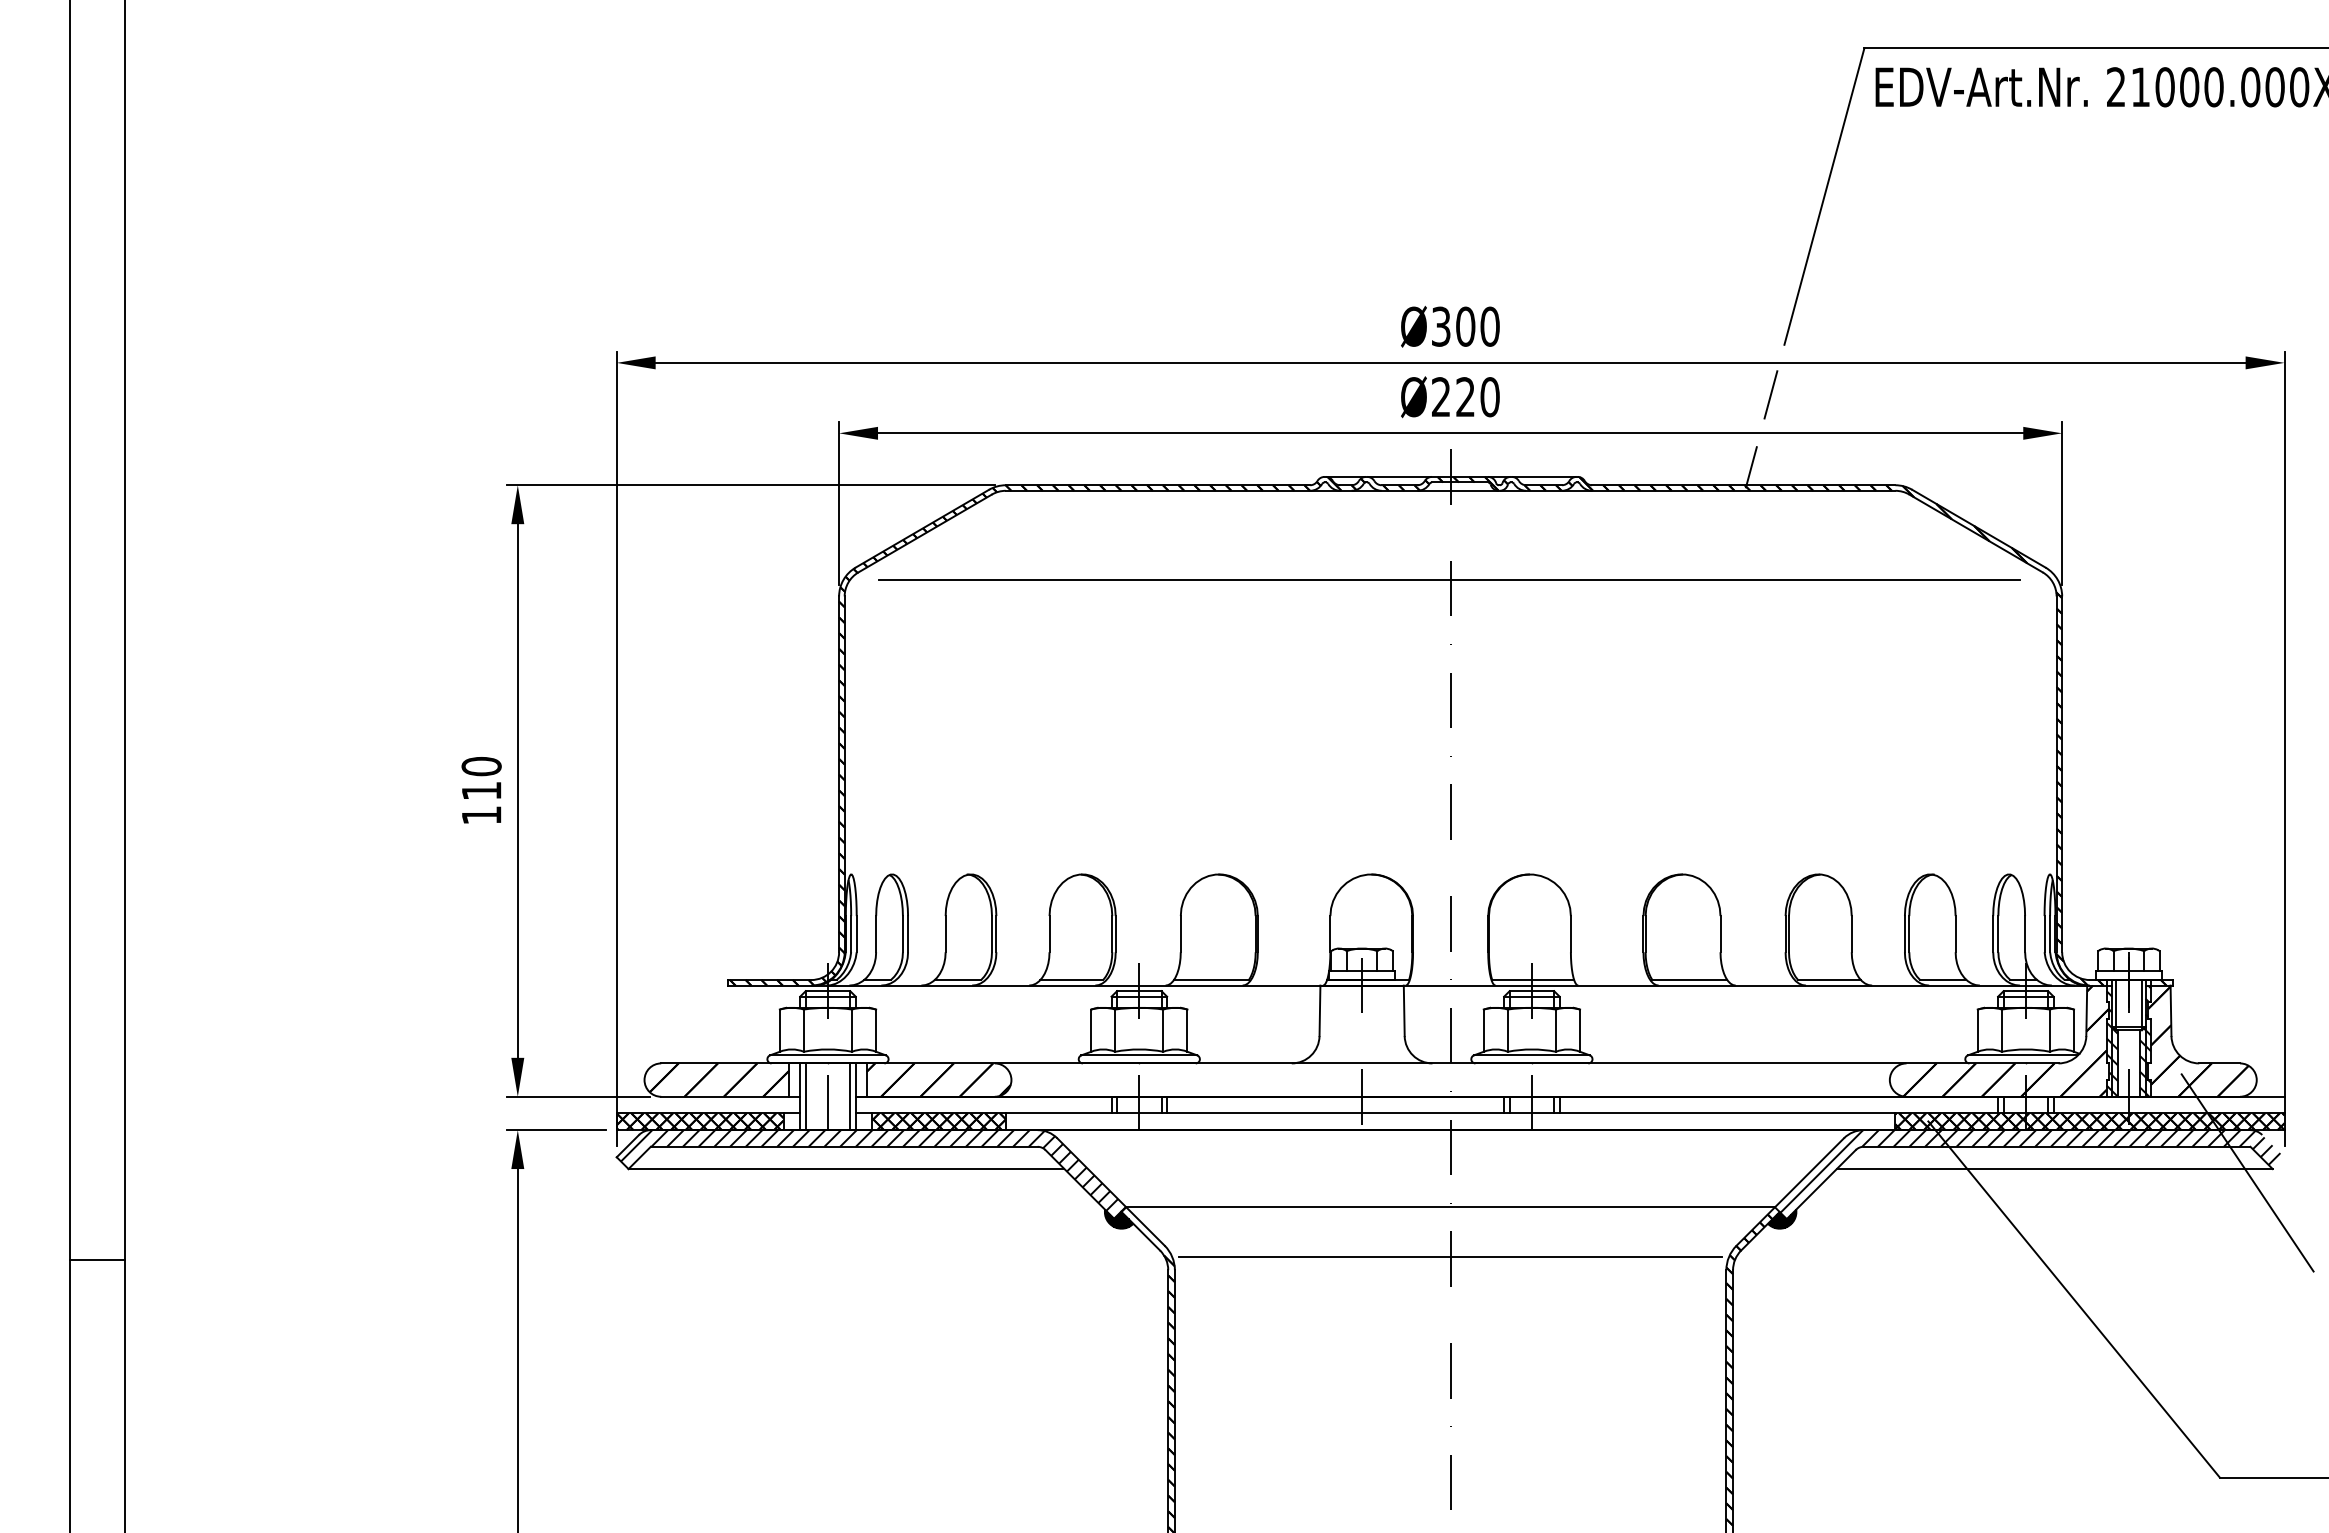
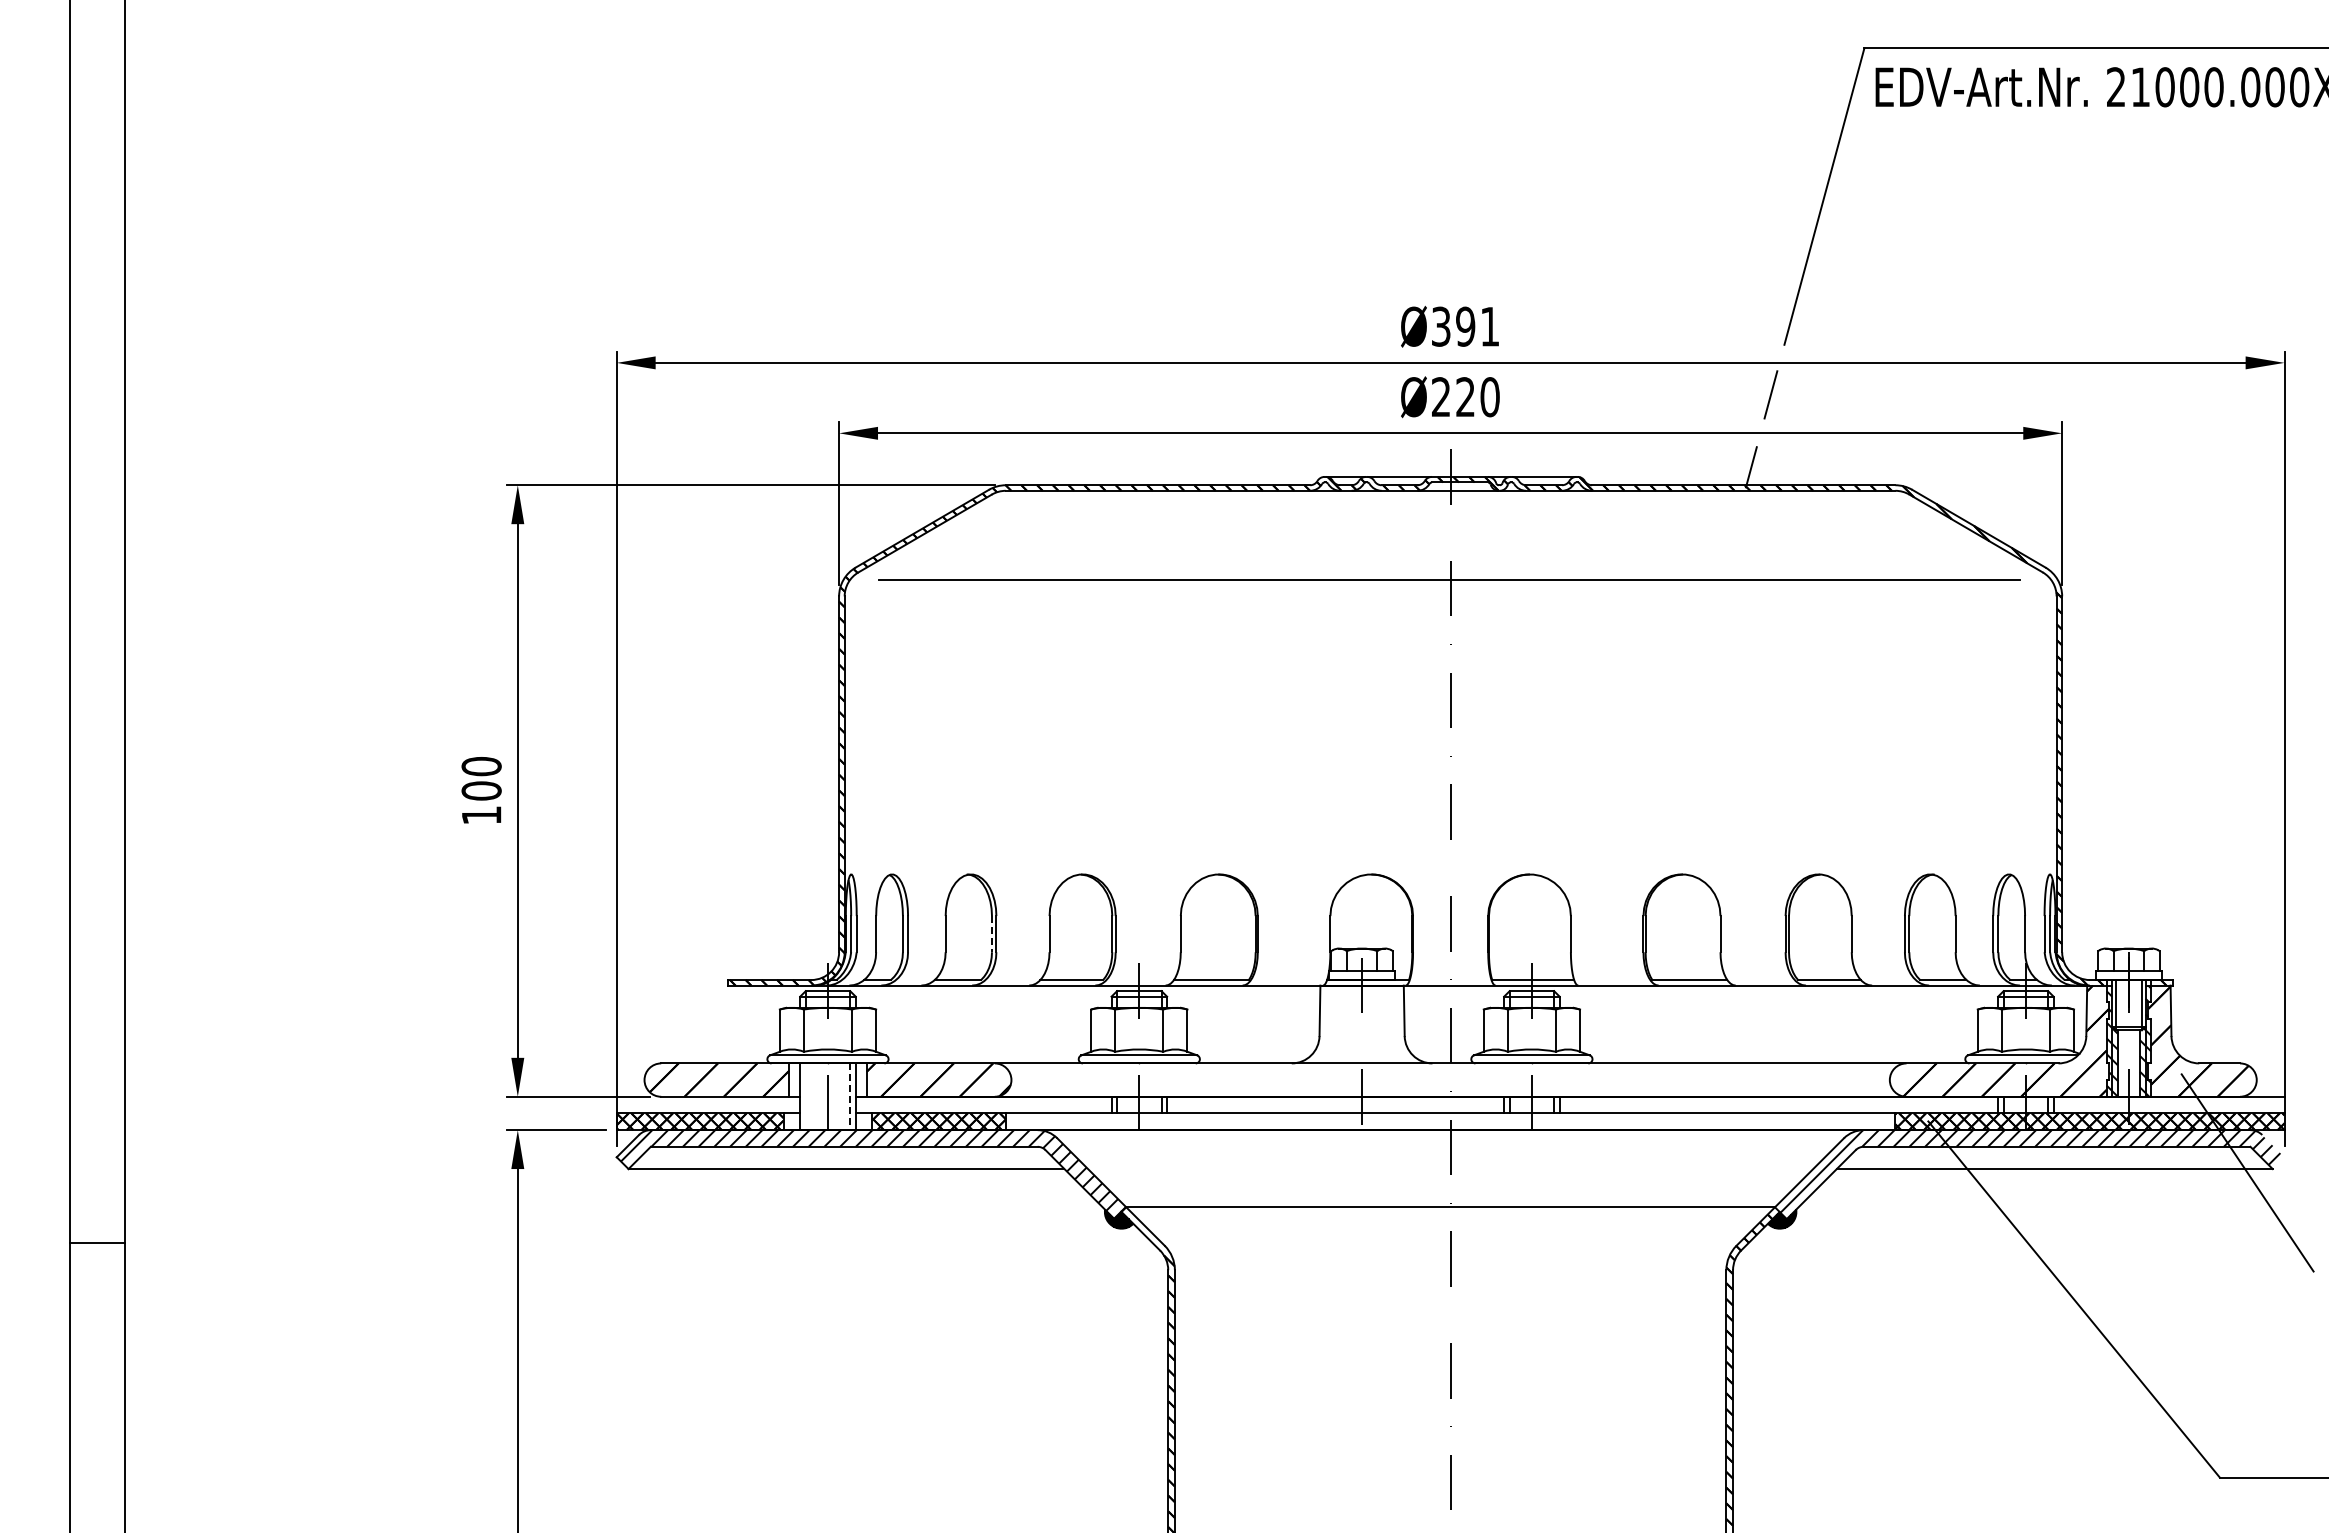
text: Ø300 -> Ø391 (1477, 326)
text: 110 -> 100 (481, 790)
line: solid -> dashed (991, 934)
line: present -> none (805, 1096)
line: solid -> dashed (850, 1097)
line: present -> none (1450, 1256)
line position: (97, 1259) -> (97, 1242) (97, 1242)
